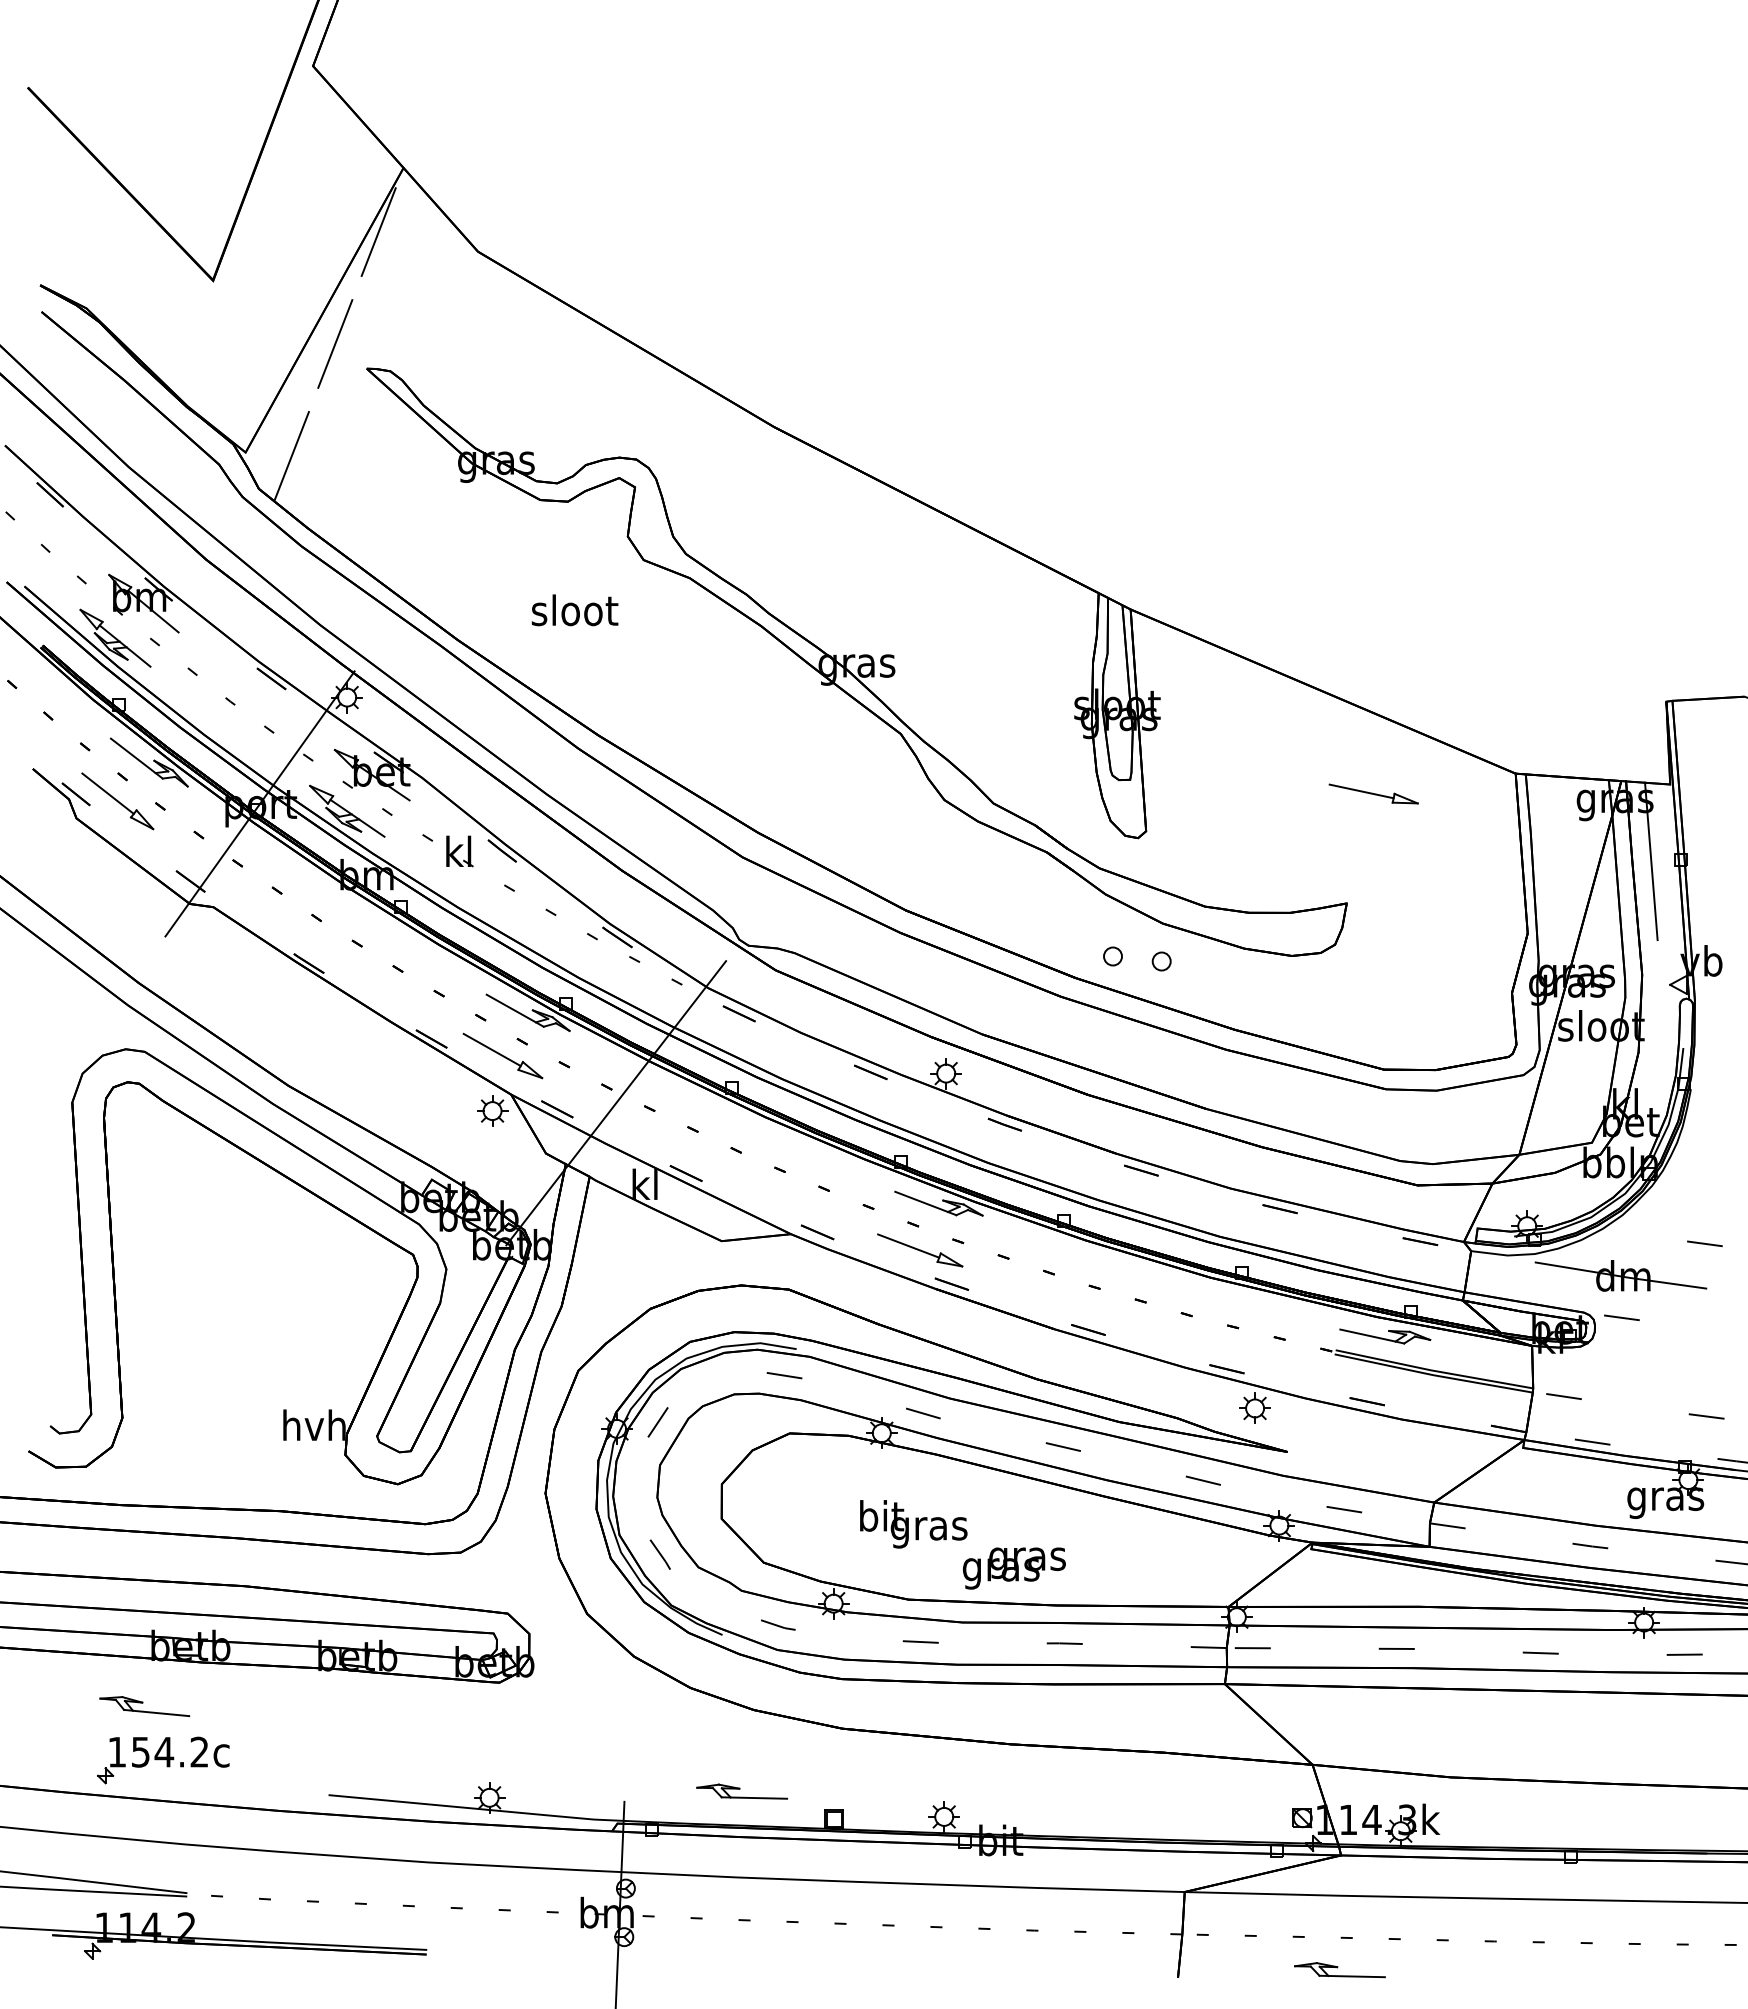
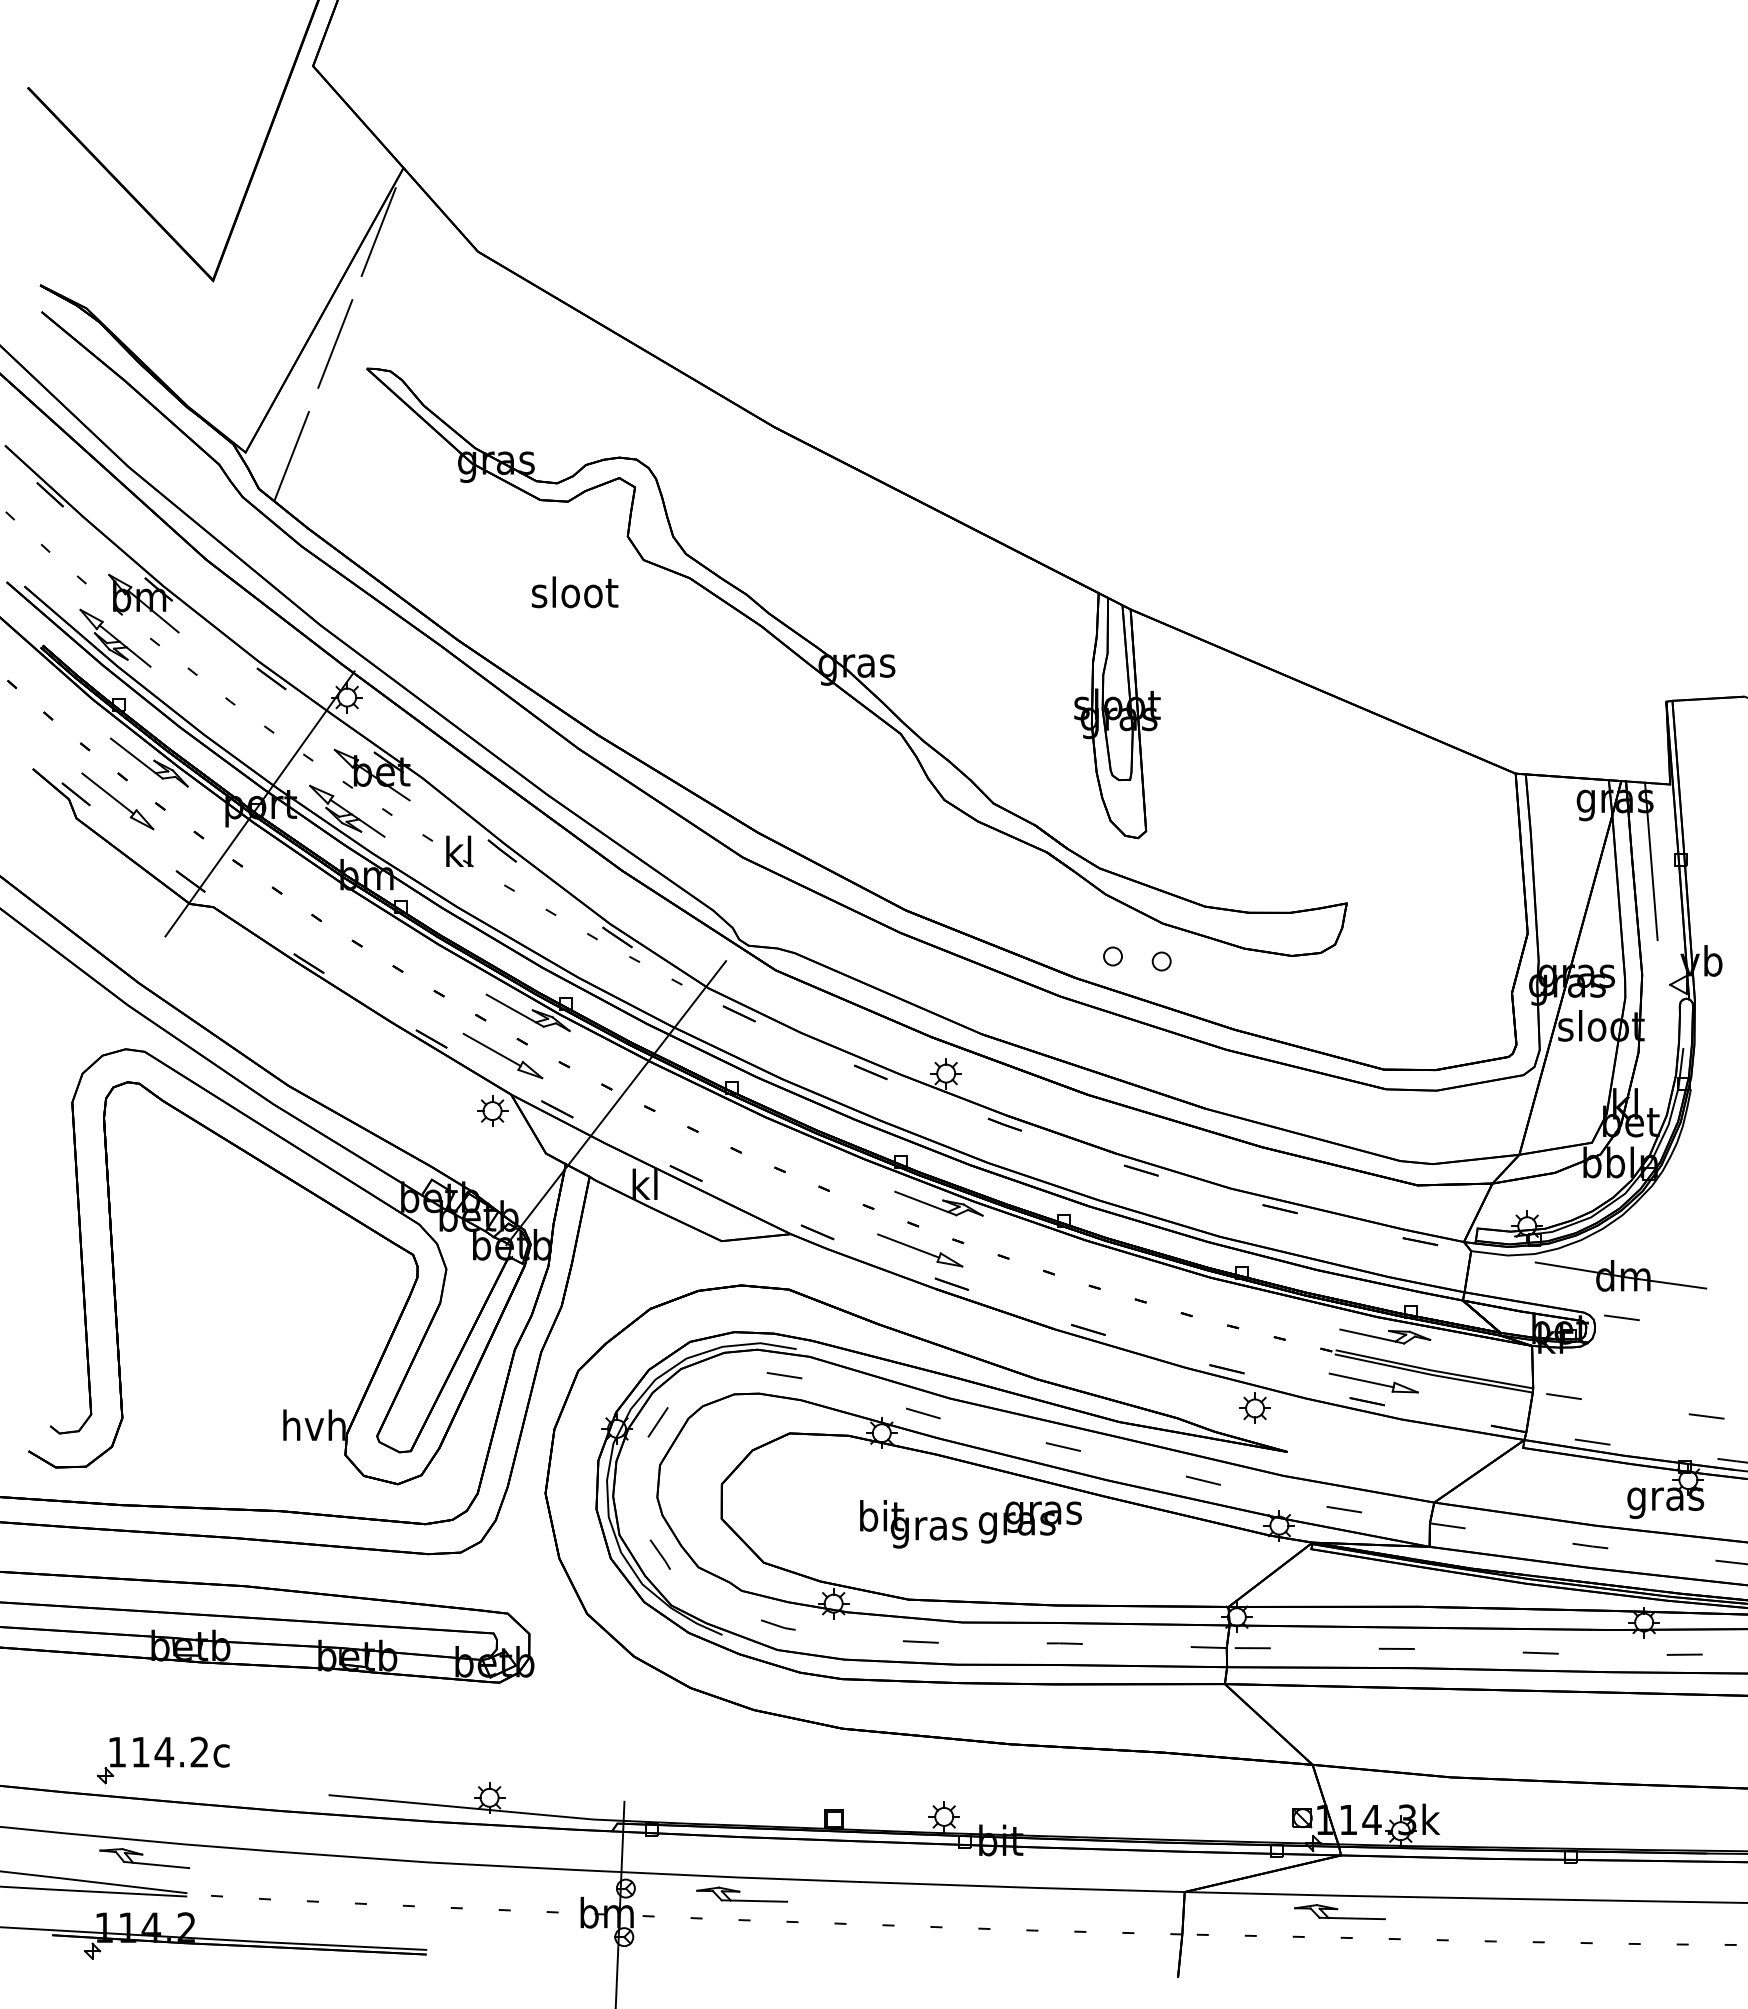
text position: (574, 610) -> (574, 592) (574, 592)
part position: (1373, 793) -> (1373, 1382) (1373, 1382)
line: present -> none (1704, 1243)
text position: (1013, 1568) -> (1029, 1522) (1029, 1522)
part position: (144, 1706) -> (144, 1858) (144, 1858)
text: 154.2c -> 114.2c (140, 1752)
part position: (741, 1791) -> (741, 1894) (741, 1894)
part position: (1339, 1970) -> (1339, 1912) (1339, 1912)
